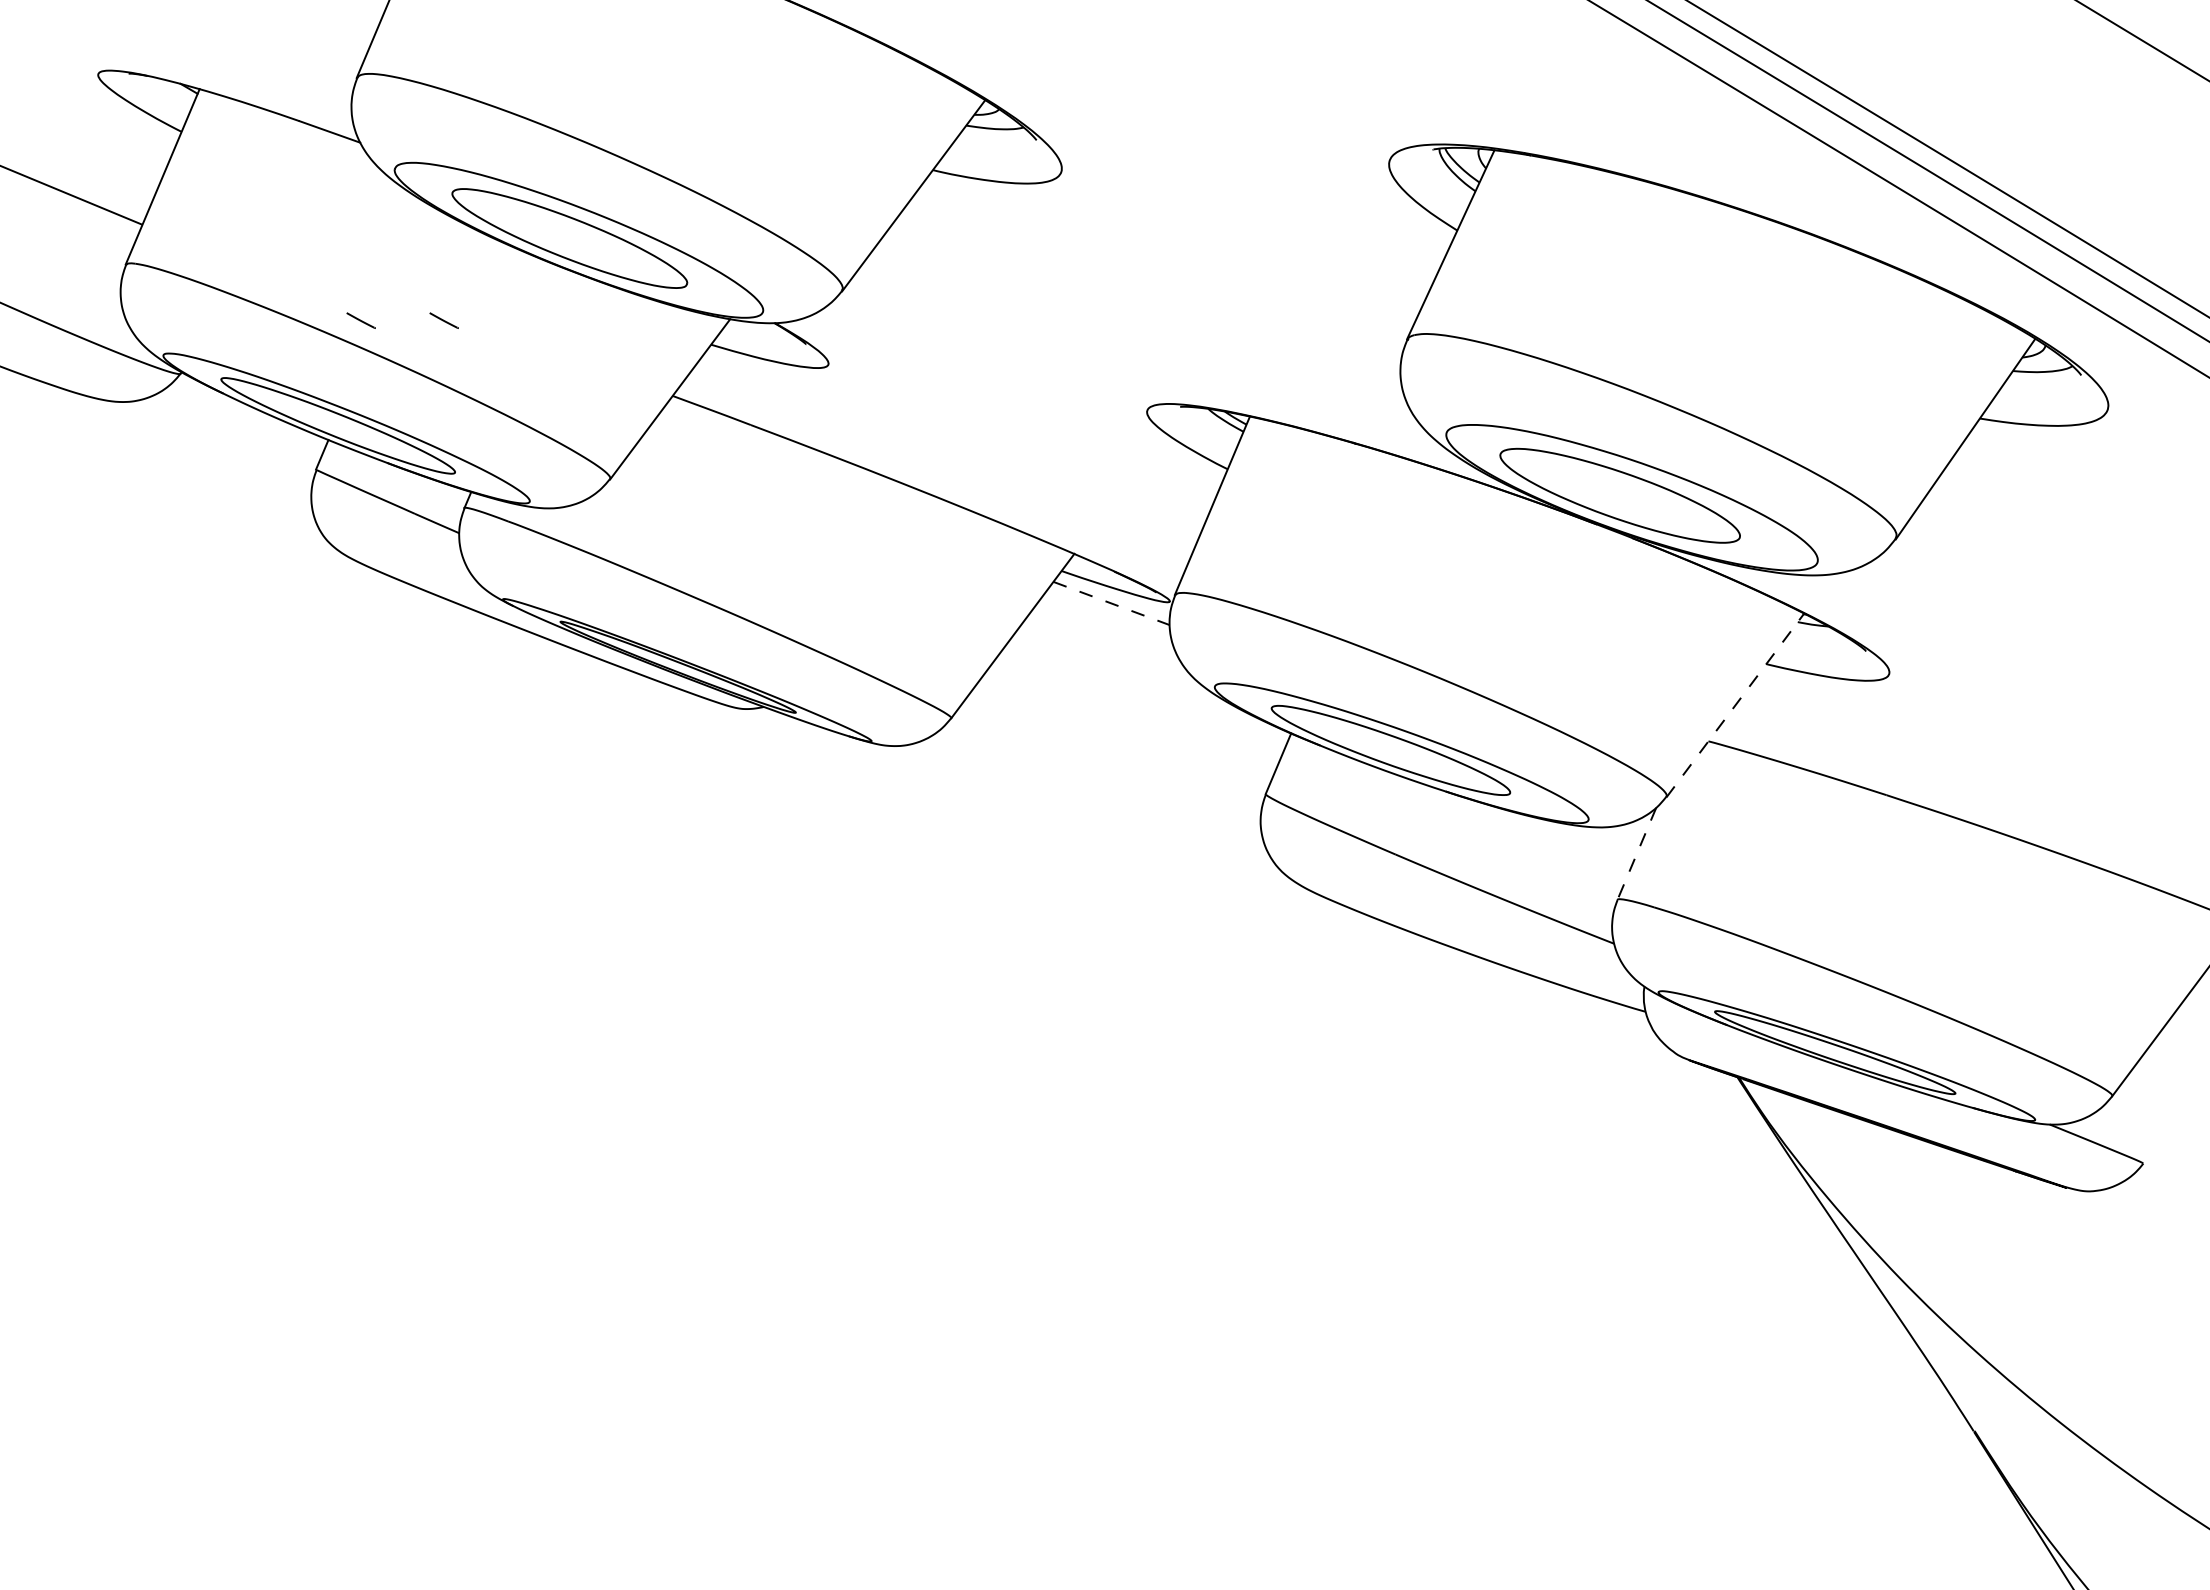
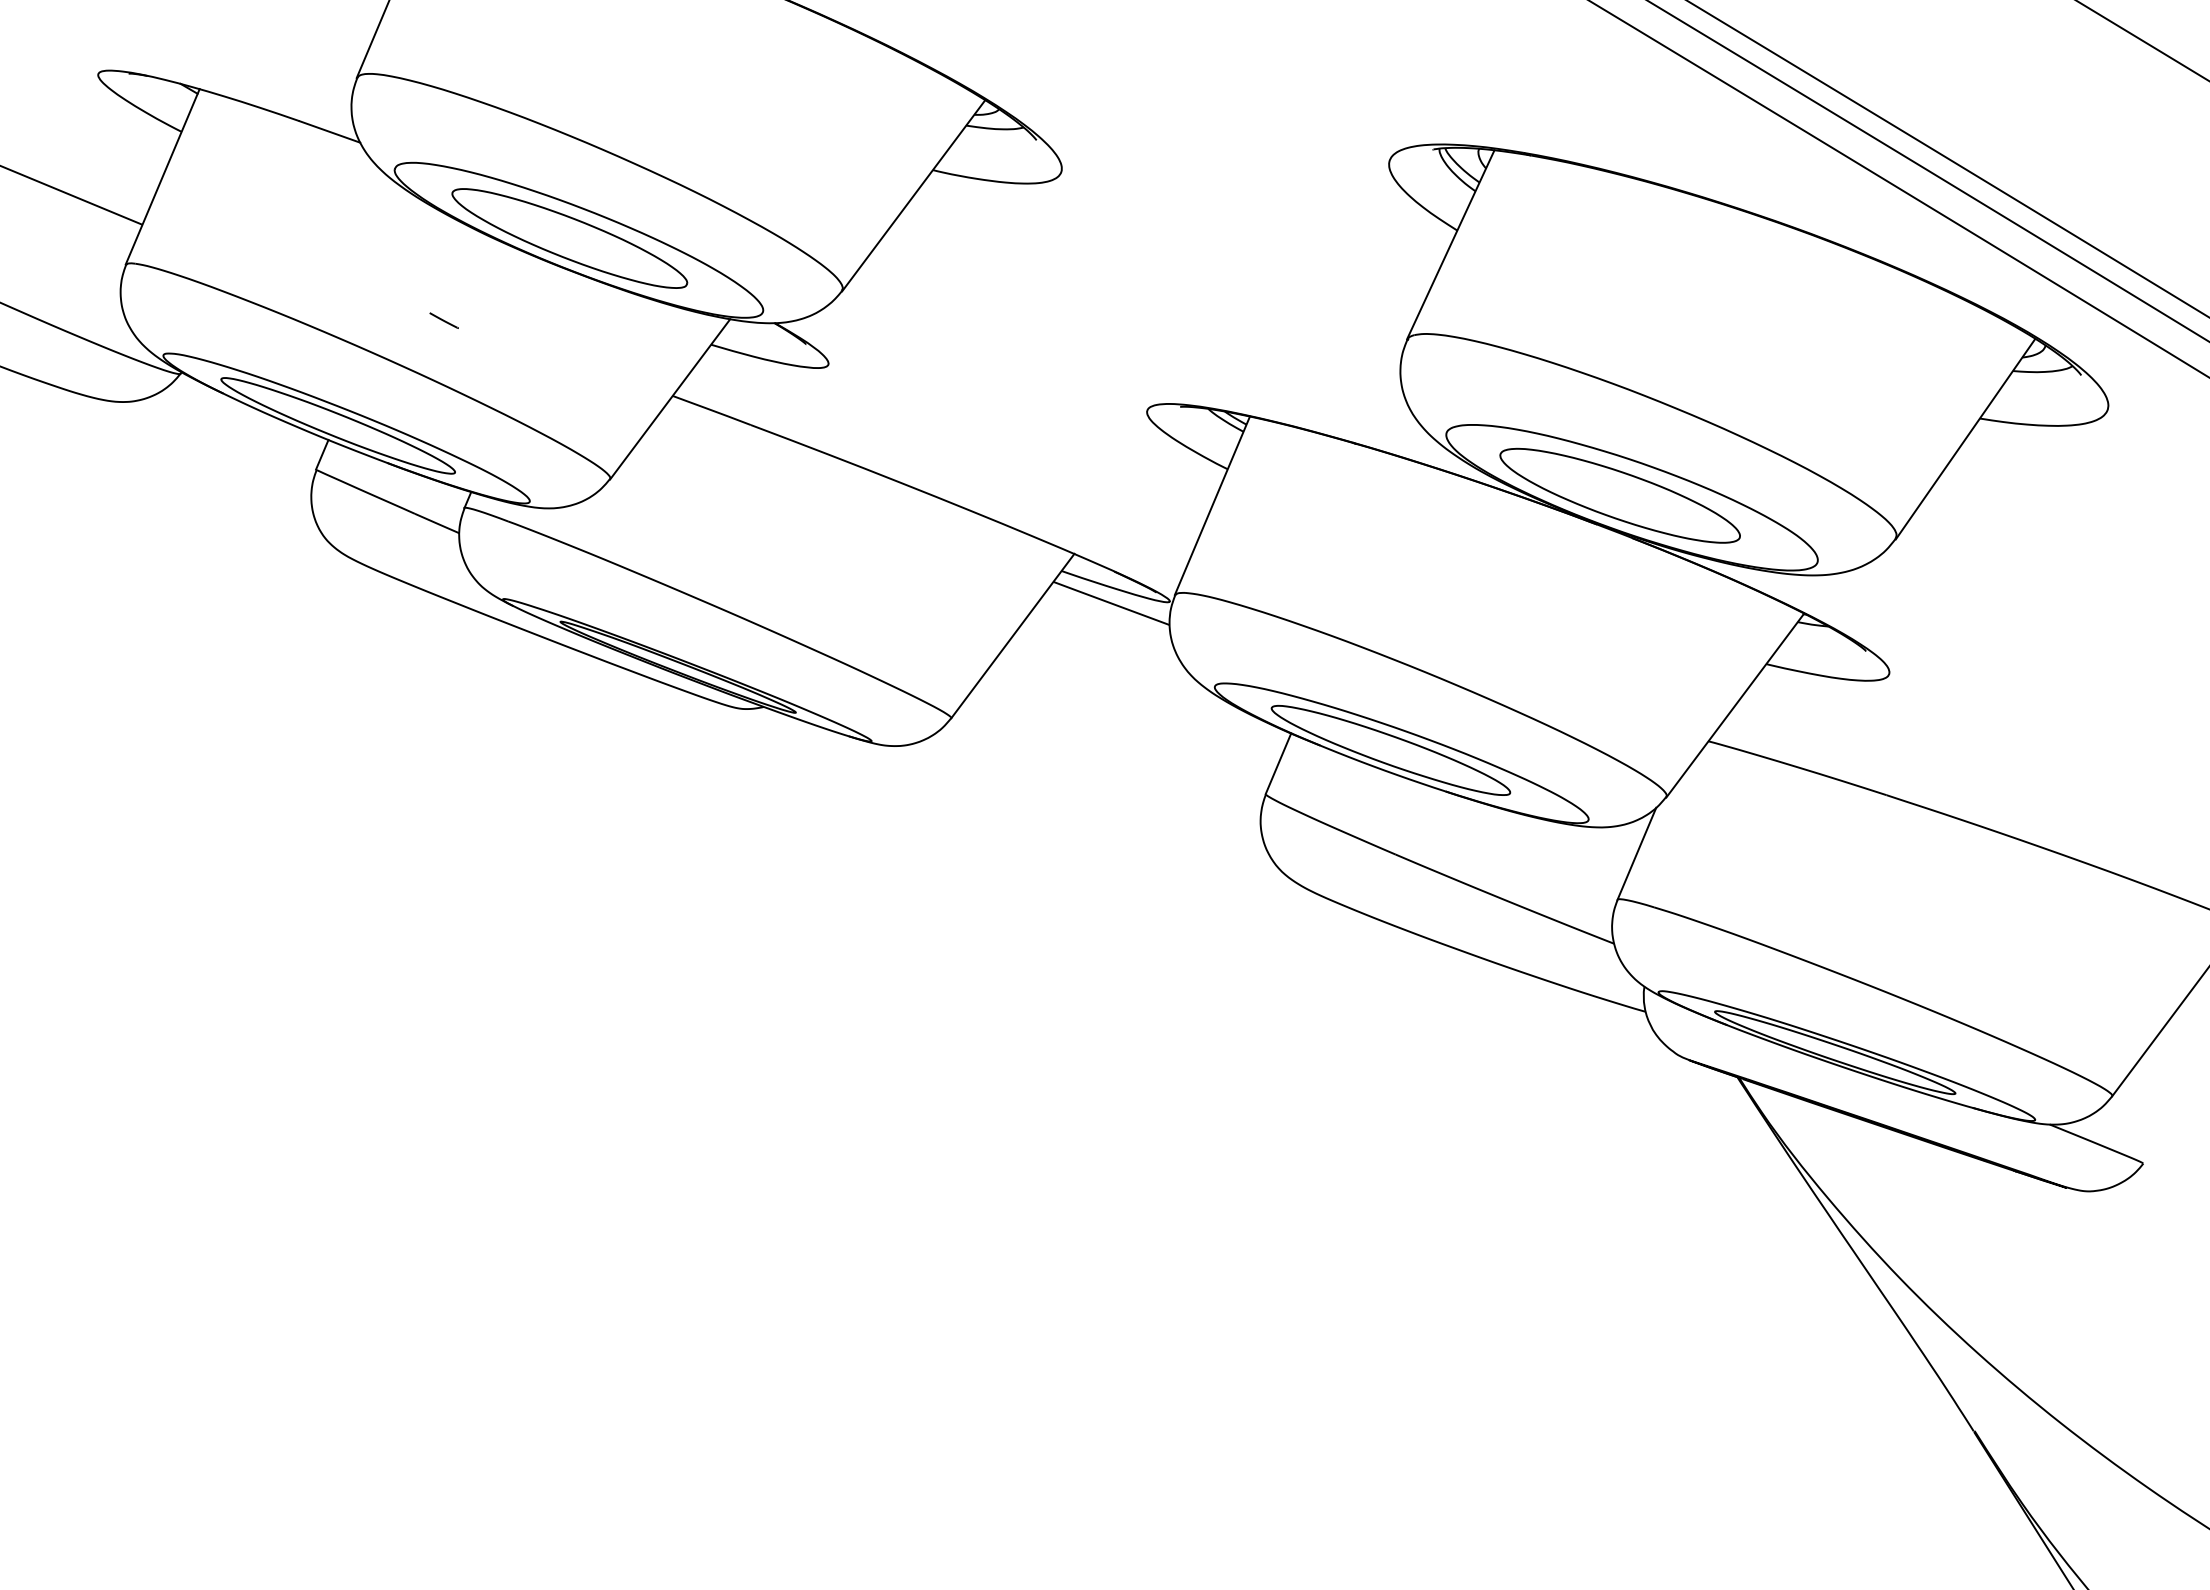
line: present -> none (360, 320)
line: dashed -> solid (1110, 603)
line: dashed -> solid (1735, 705)
line: dashed -> solid (1636, 854)
